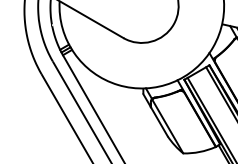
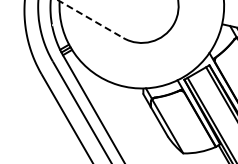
line: solid -> dashed (90, 19)
